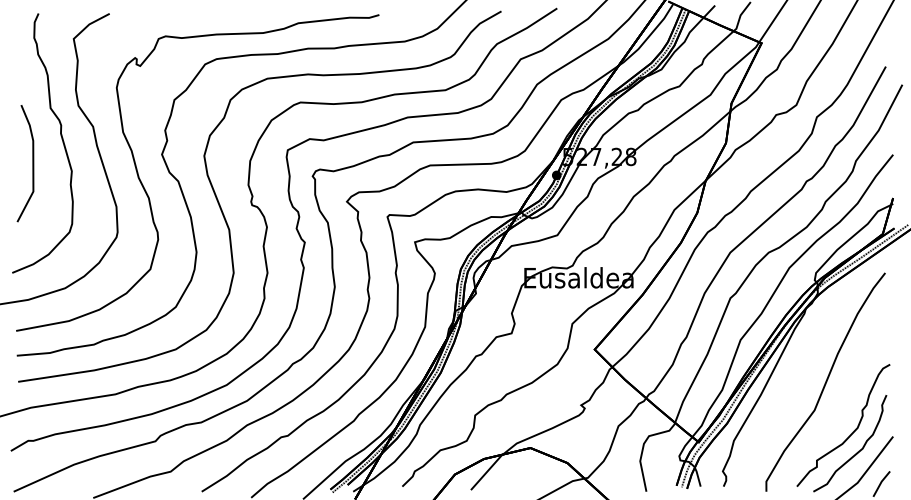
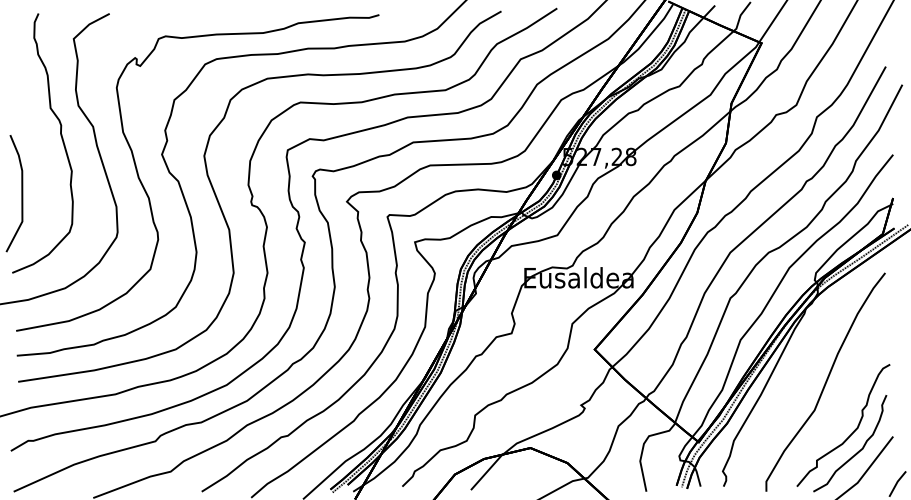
part position: (32, 163) -> (21, 193) (21, 193)
part position: (881, 483) -> (897, 483) (897, 483)
